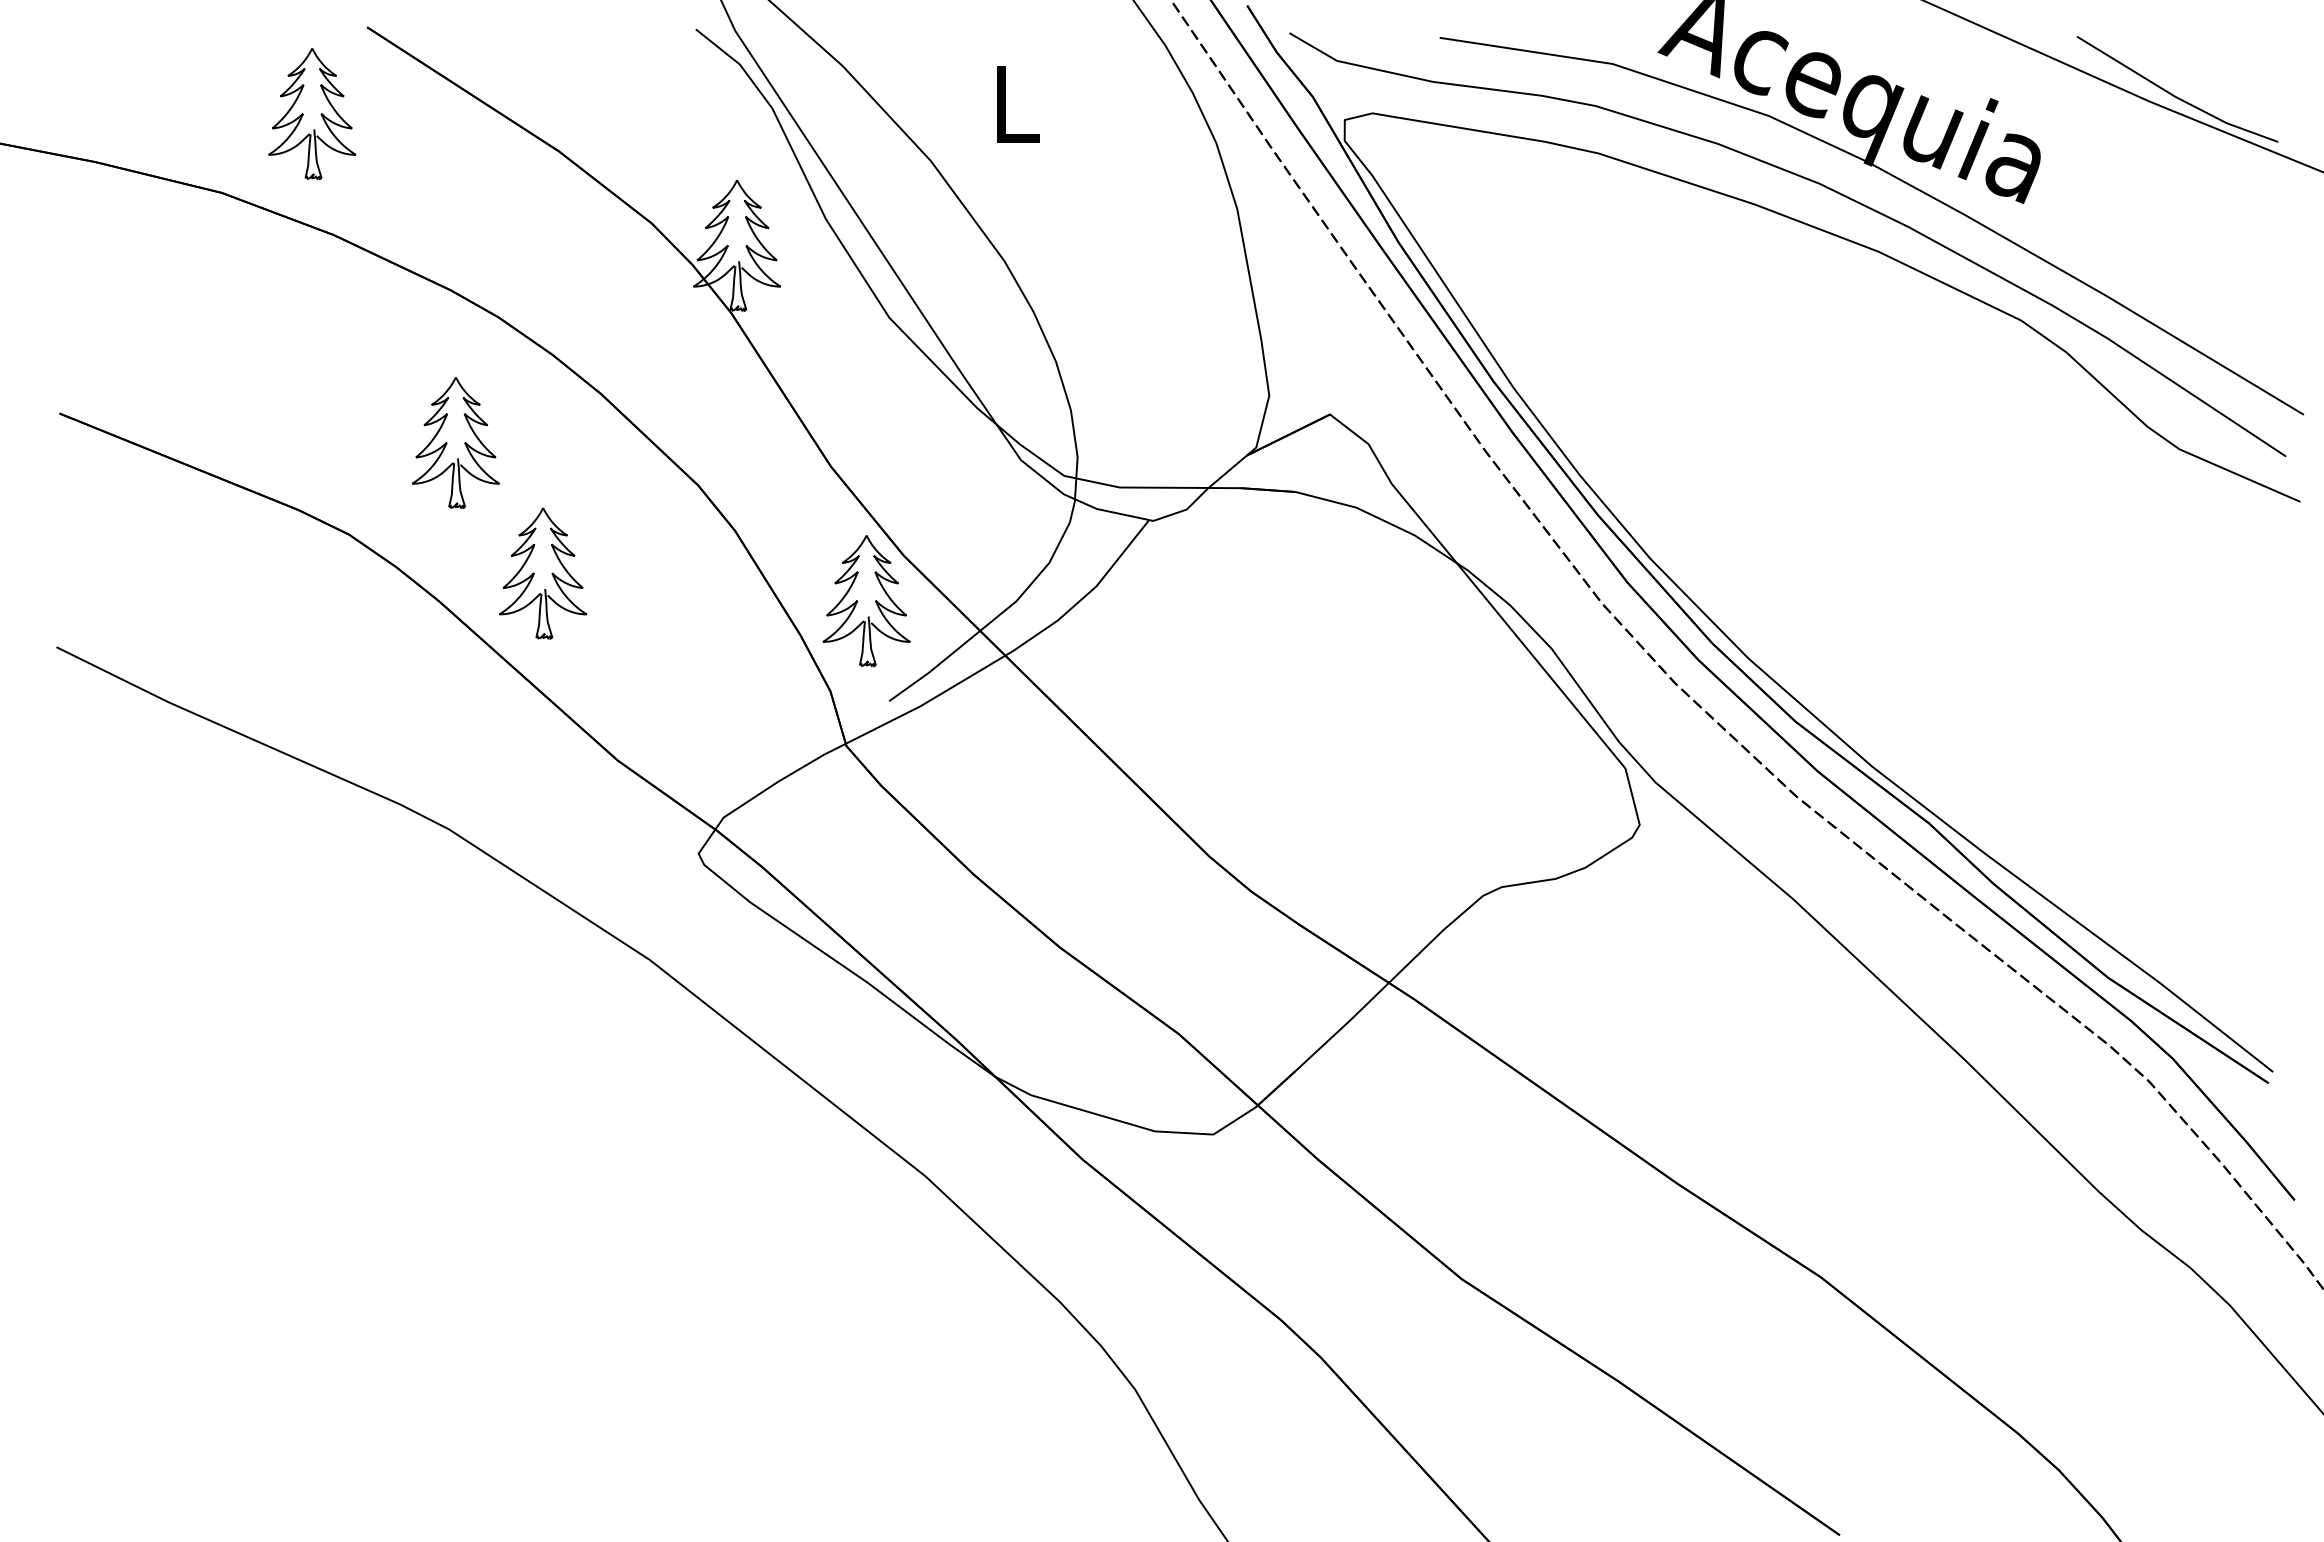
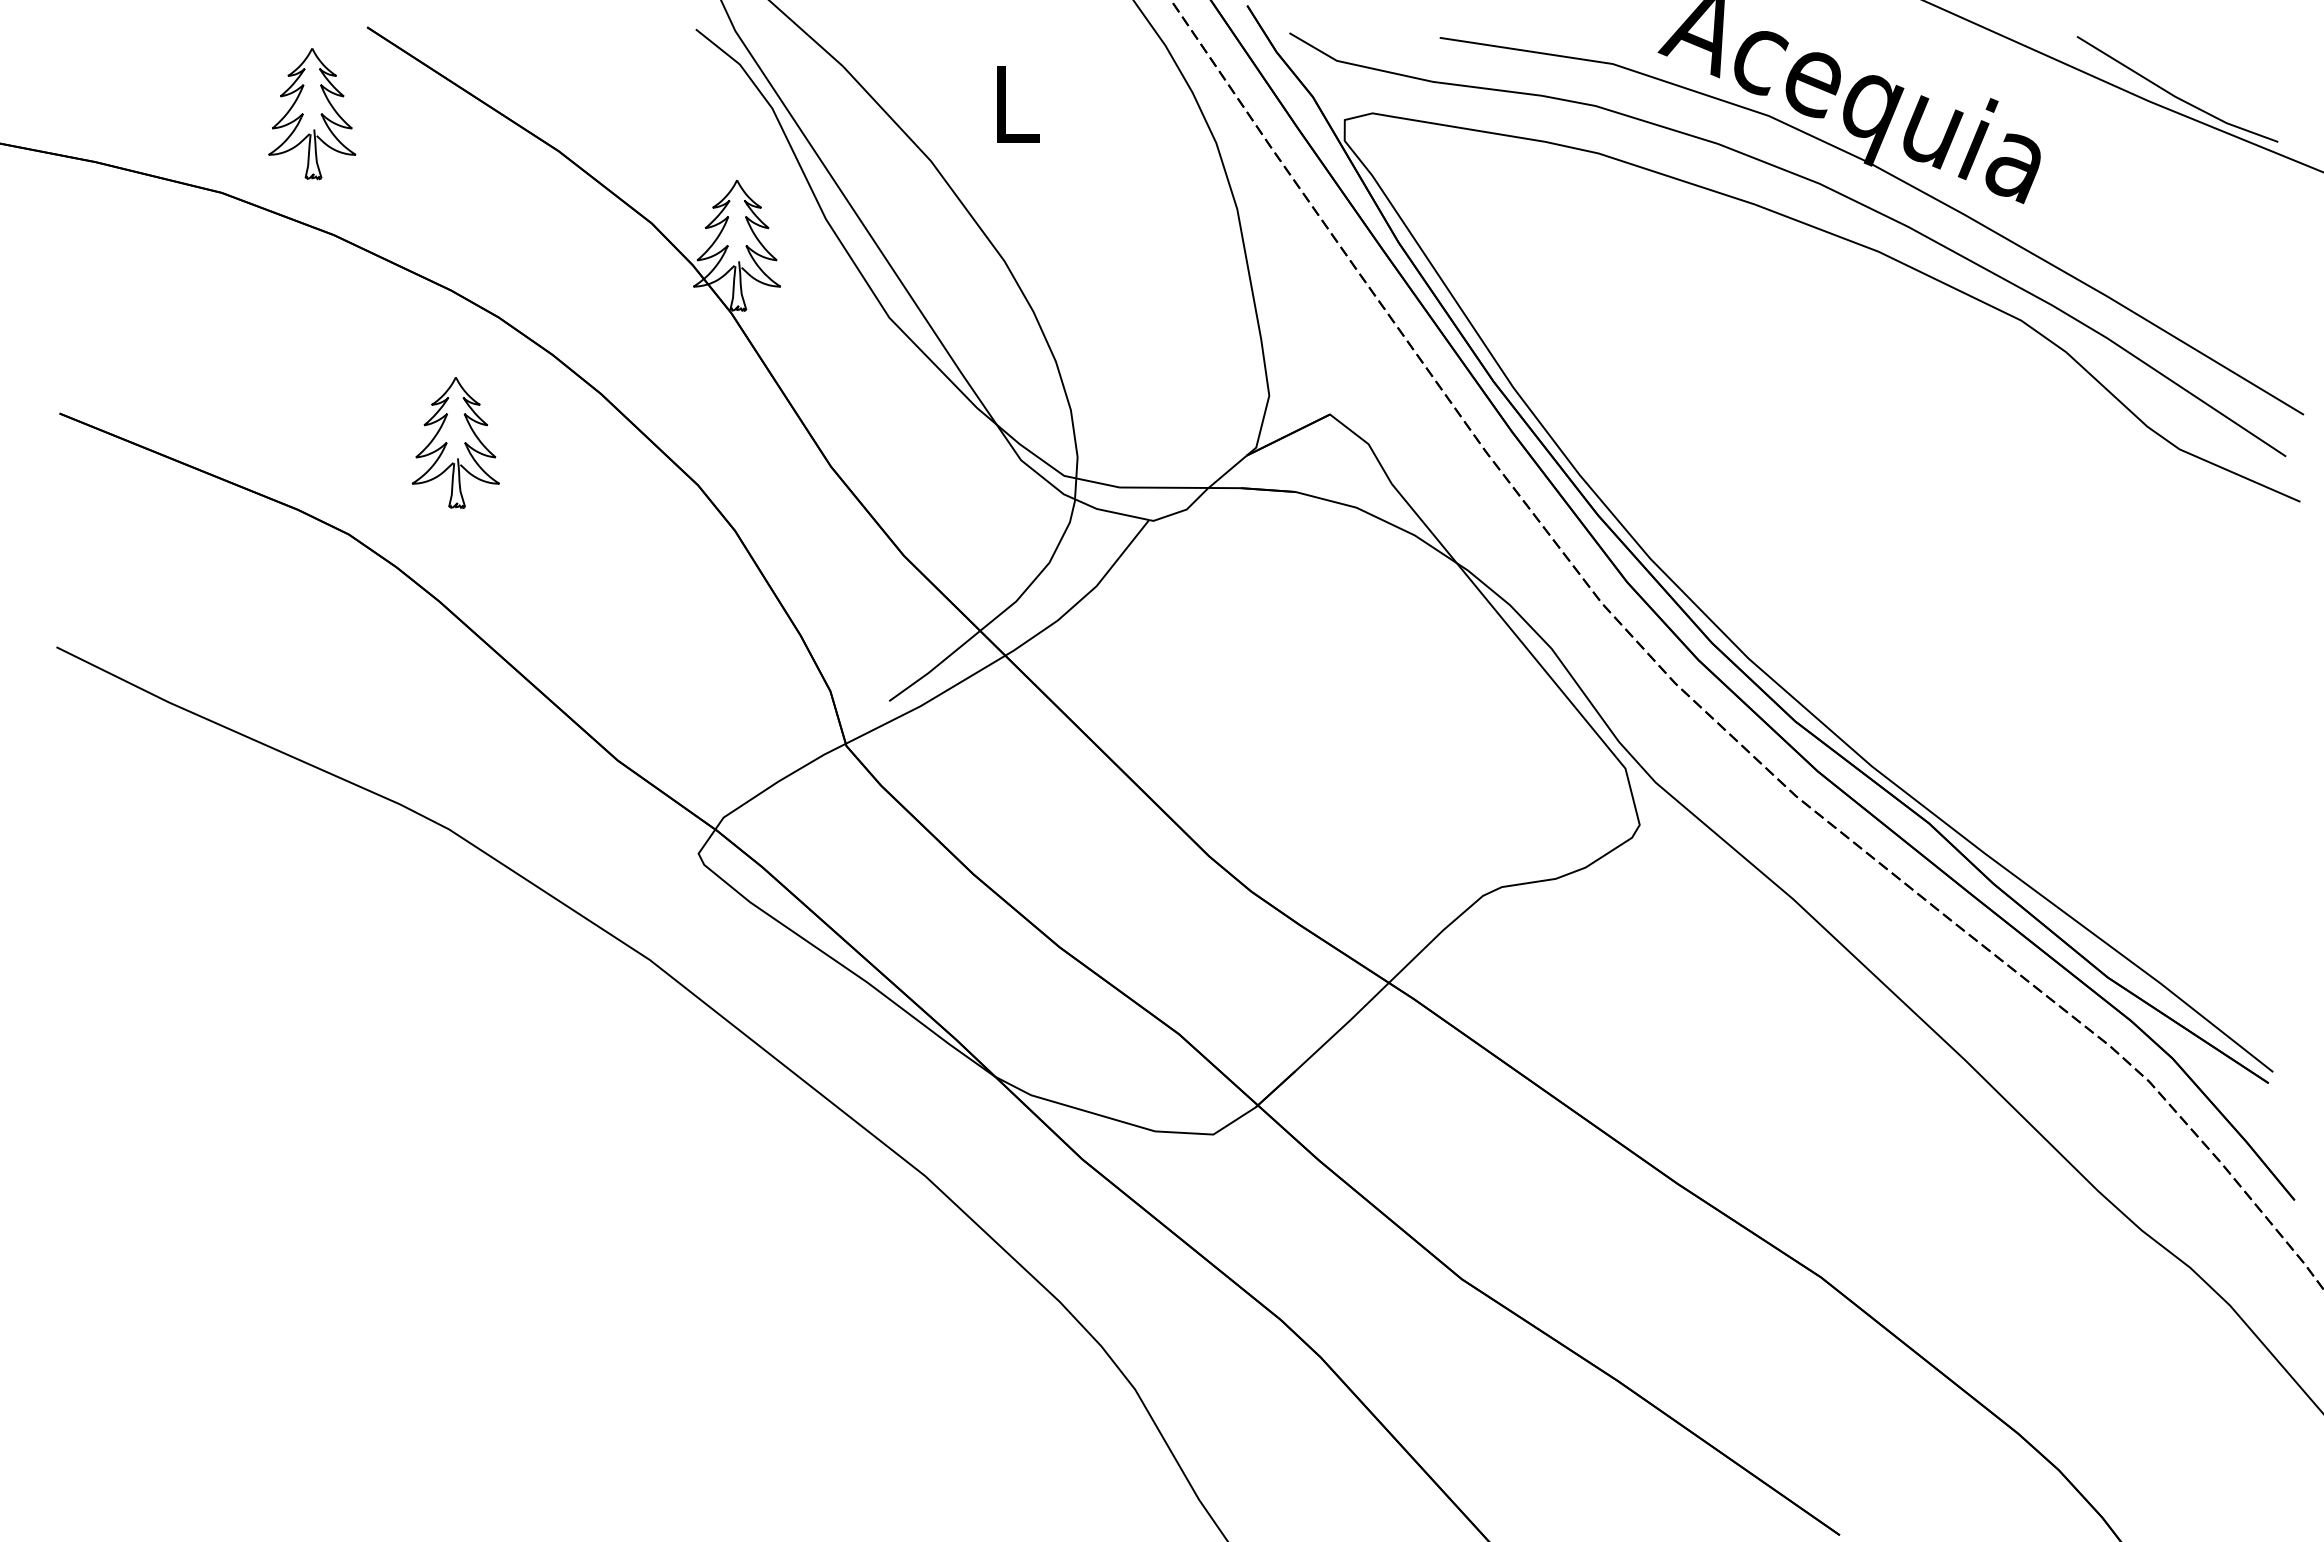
part: present -> none (542, 573)
part: present -> none (866, 601)
